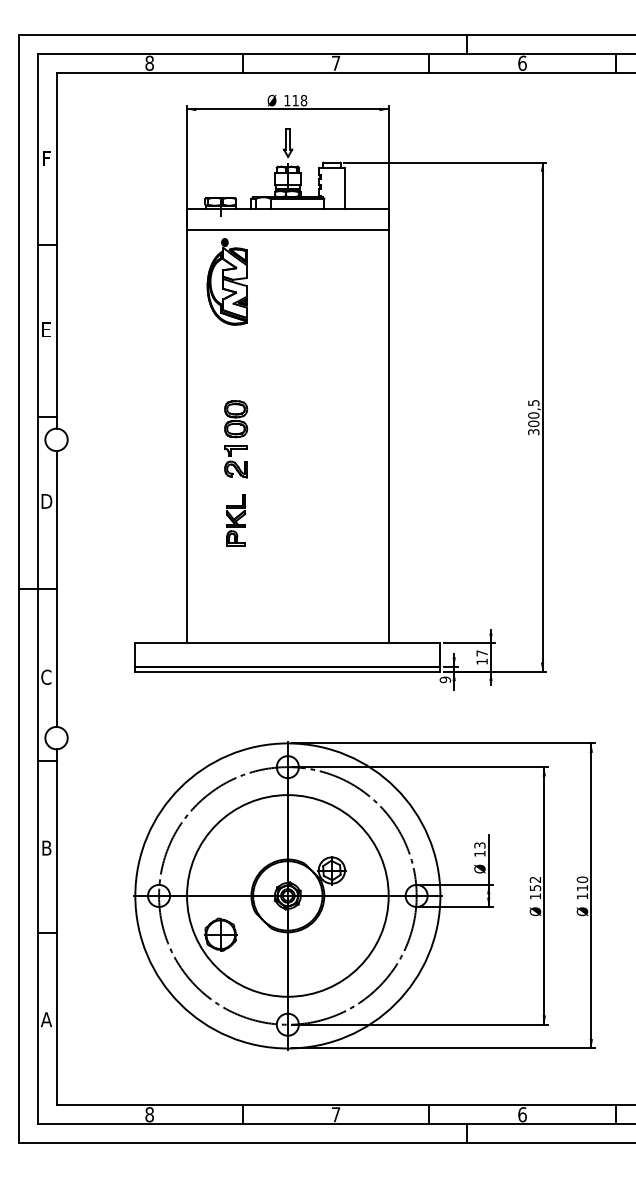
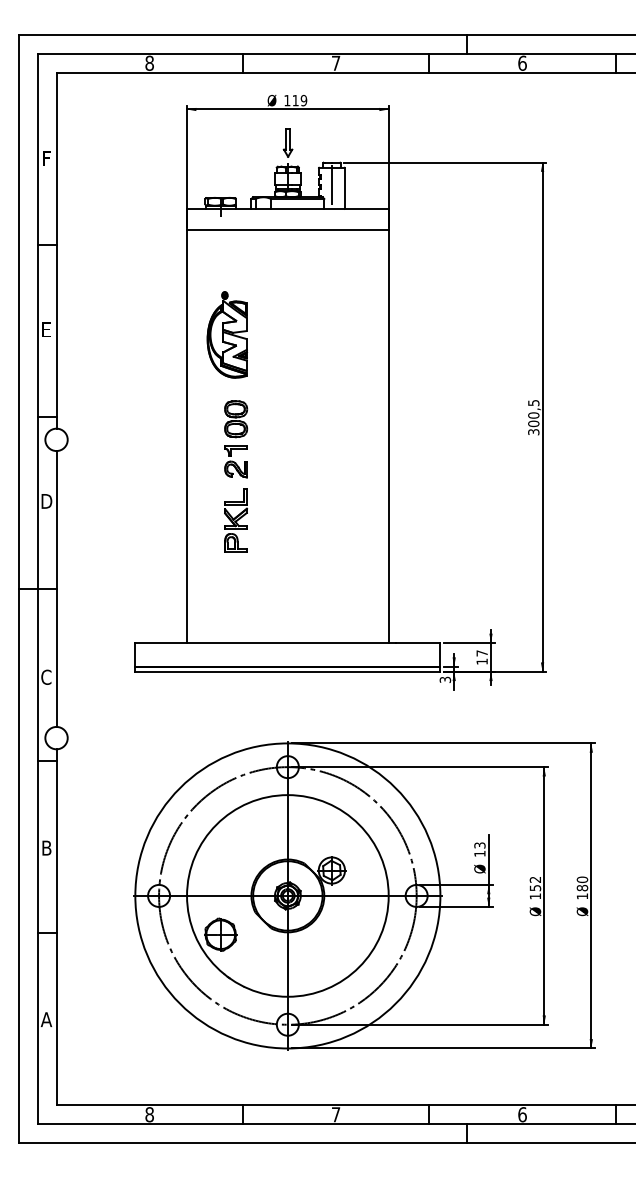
text: 118 -> 119 (303, 100)
line: none -> present (331, 185)
part position: (226, 281) -> (226, 334) (226, 334)
part size: 20x53 px -> 24x65 px (235, 520)
text: 9 -> 3 (444, 679)
text: 110 -> 180 (582, 888)
